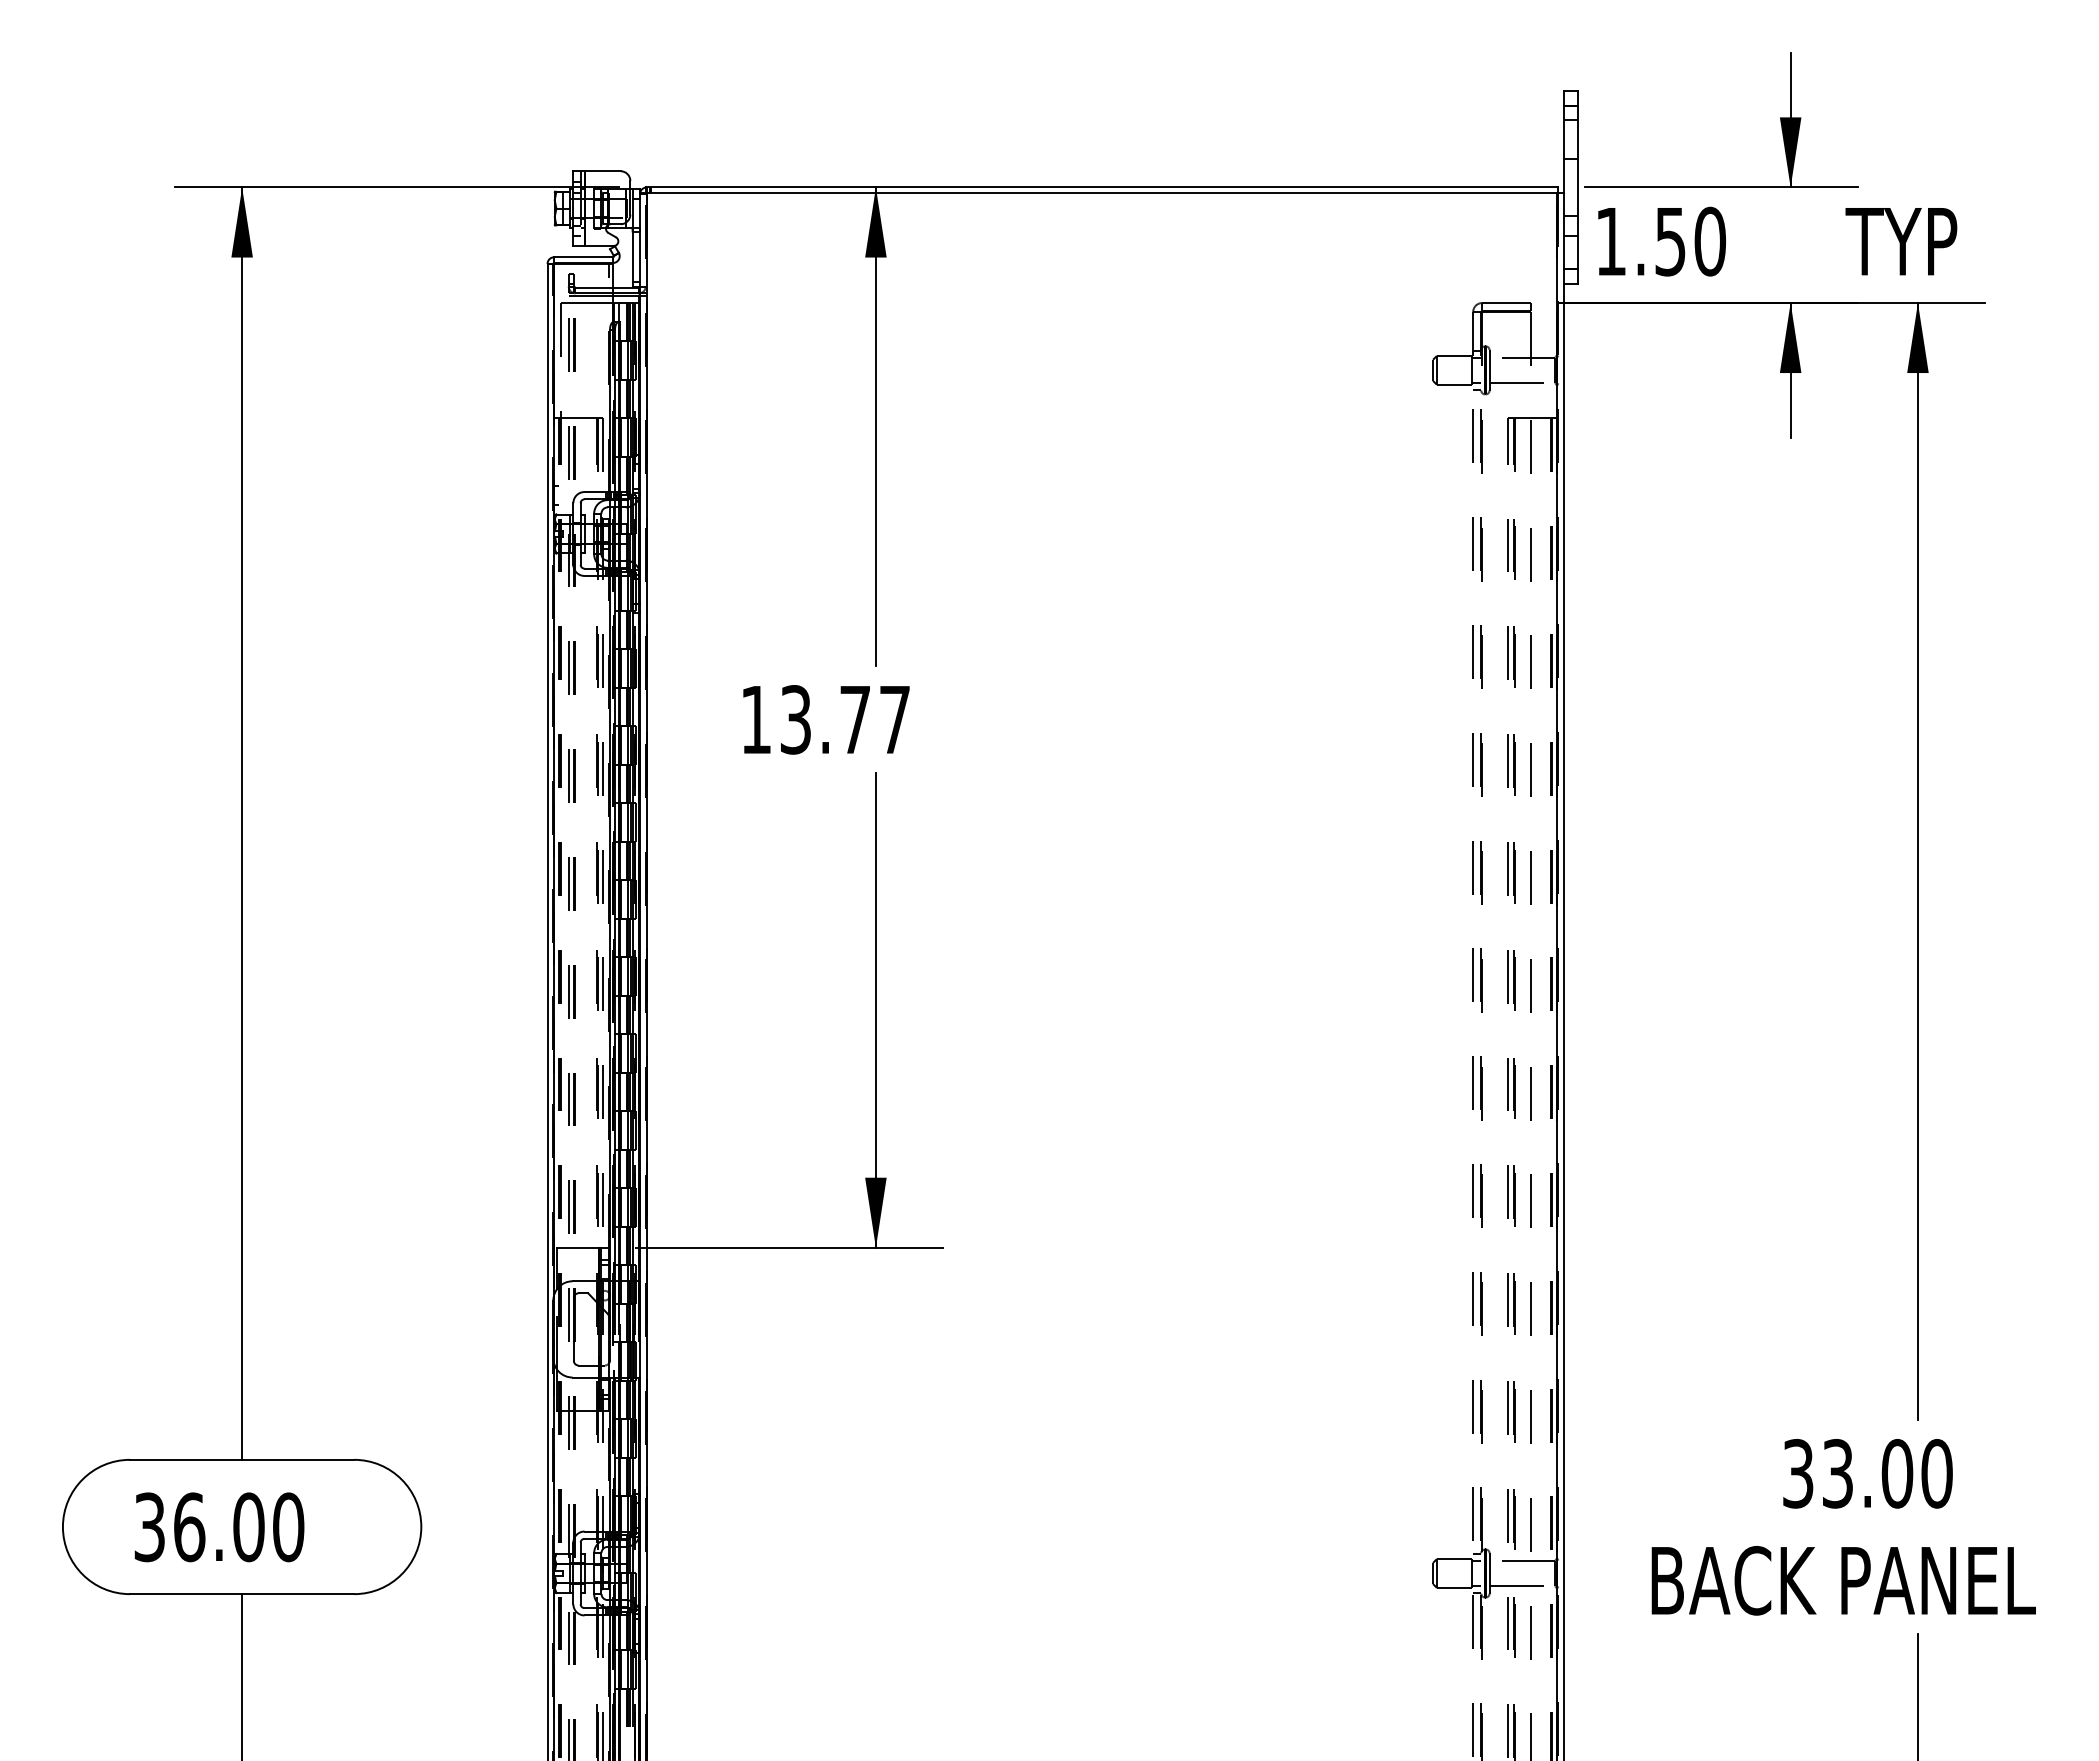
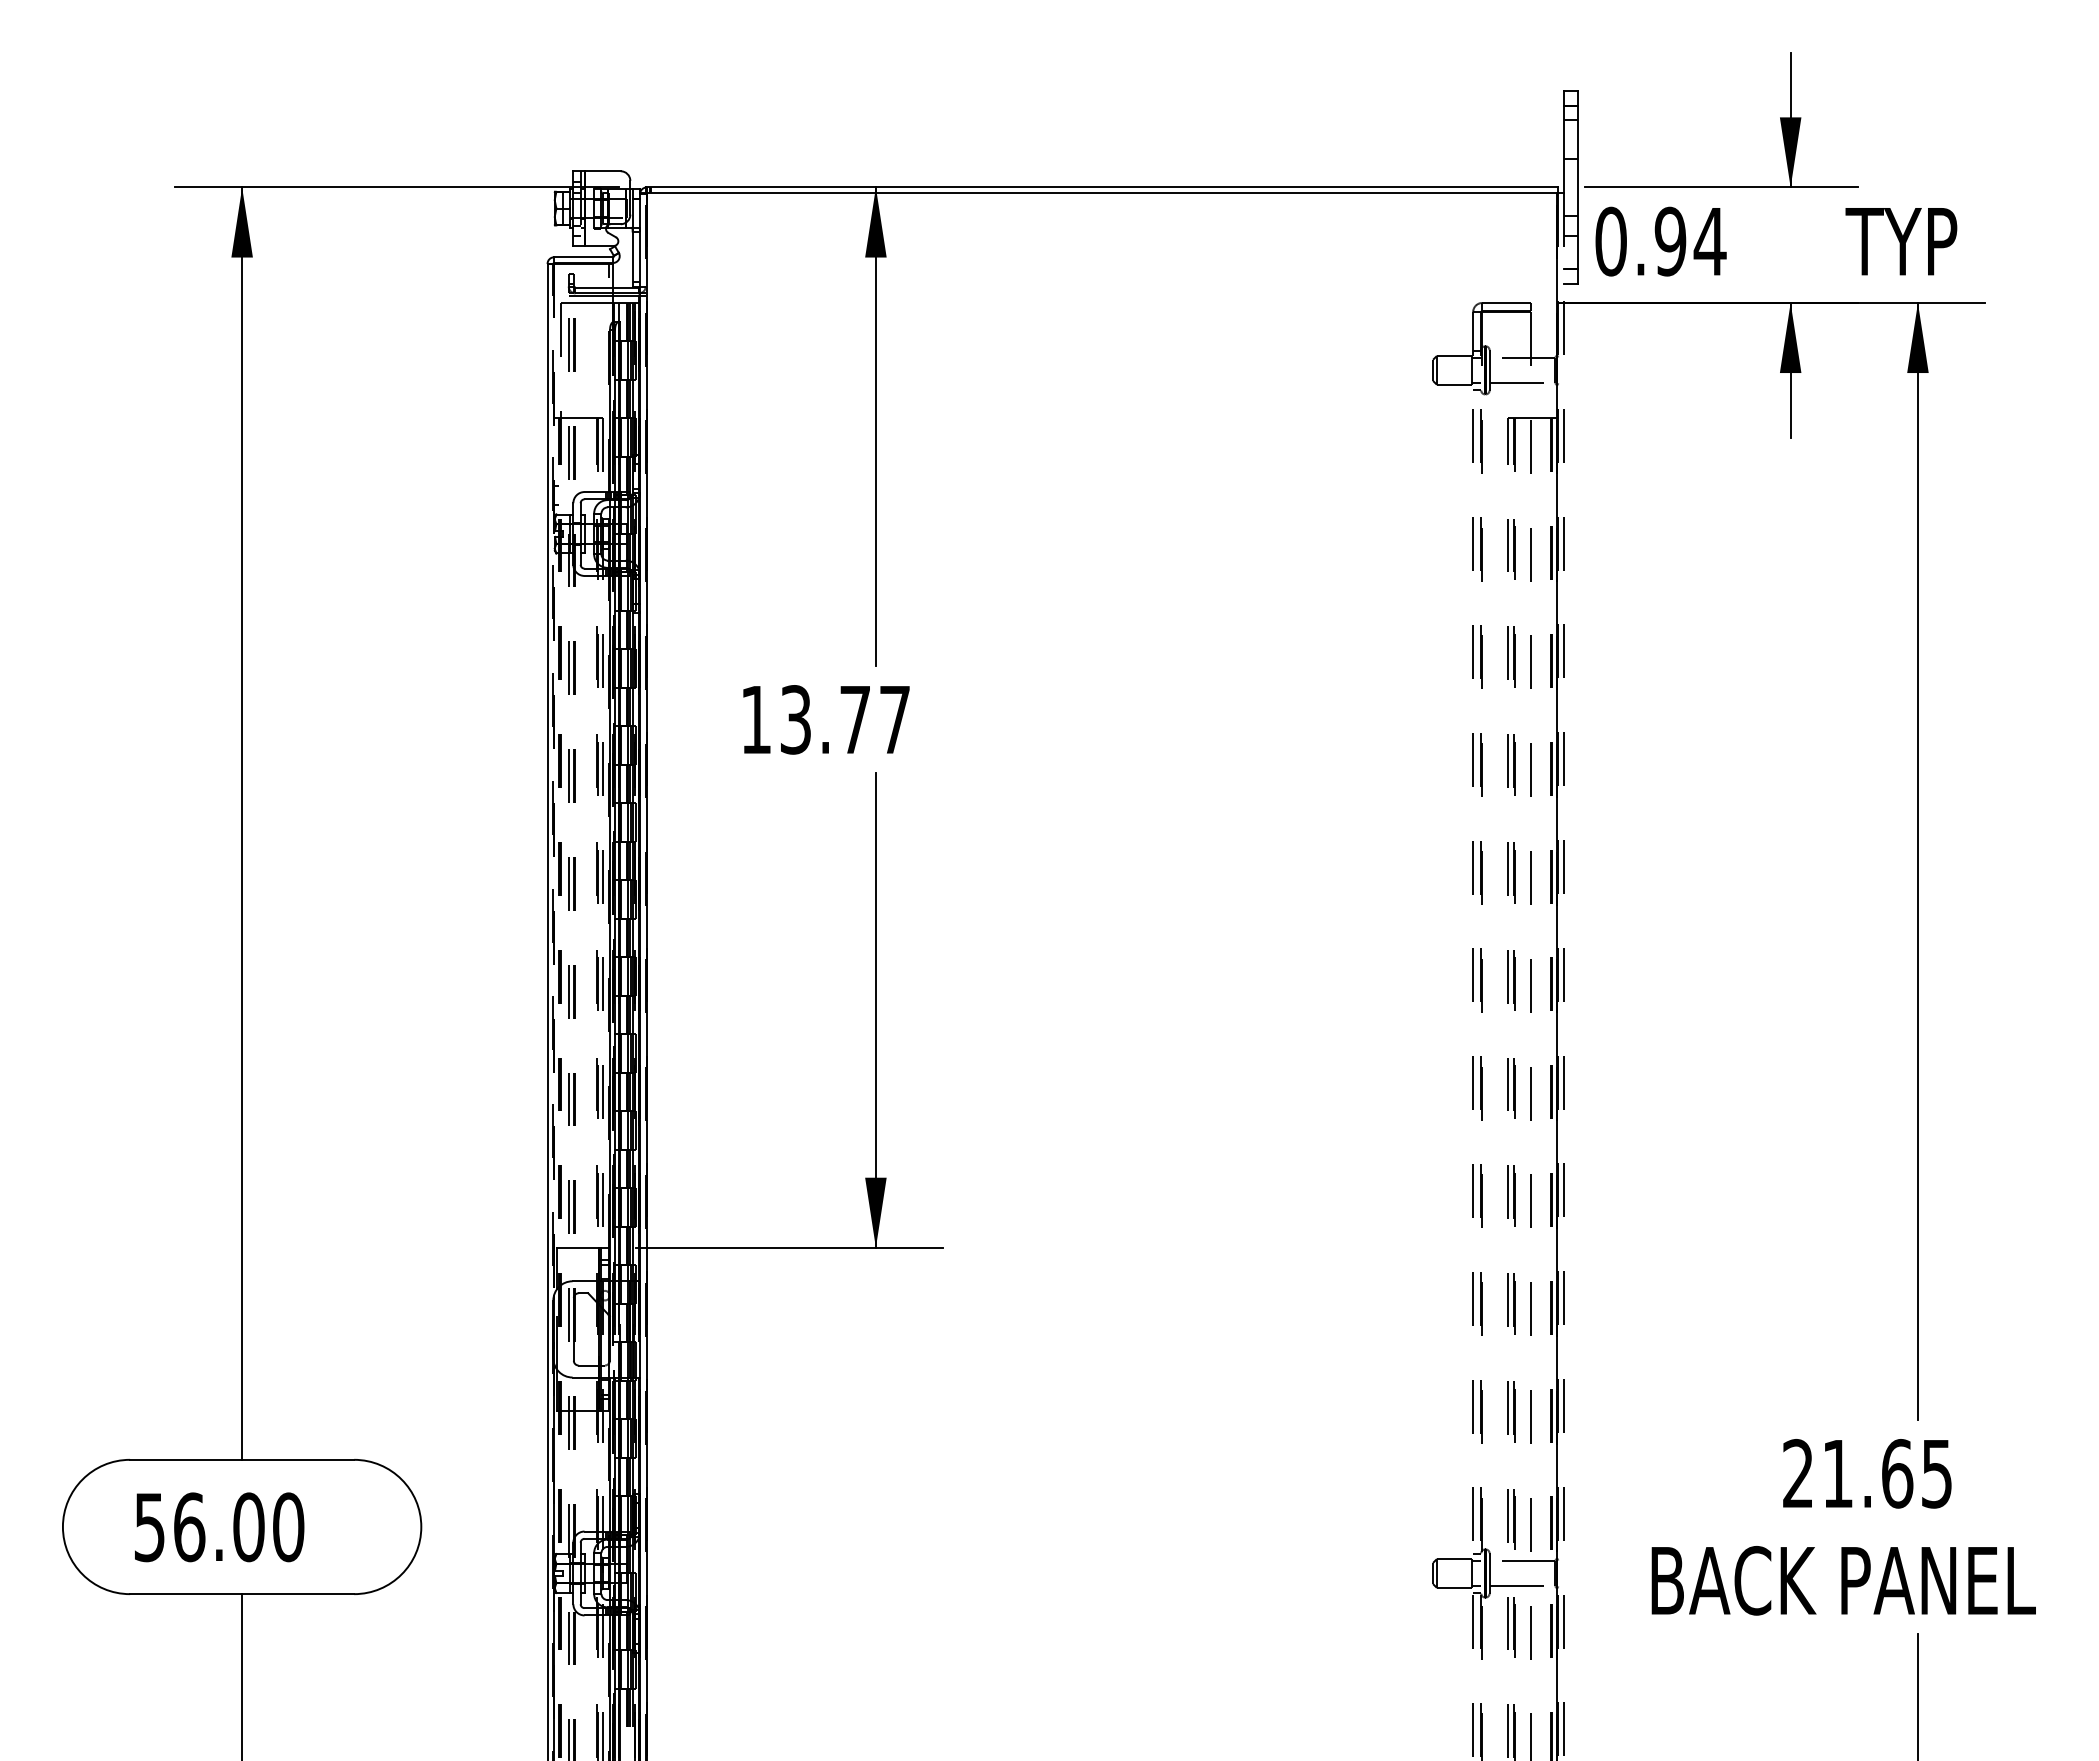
text: 1.50 -> 0.94 (1660, 241)
line: solid -> dashed (554, 779)
line: solid -> dashed (1563, 977)
text: 33.00 -> 21.65 (1867, 1473)
text: 36.00 -> 56.00 (149, 1526)
